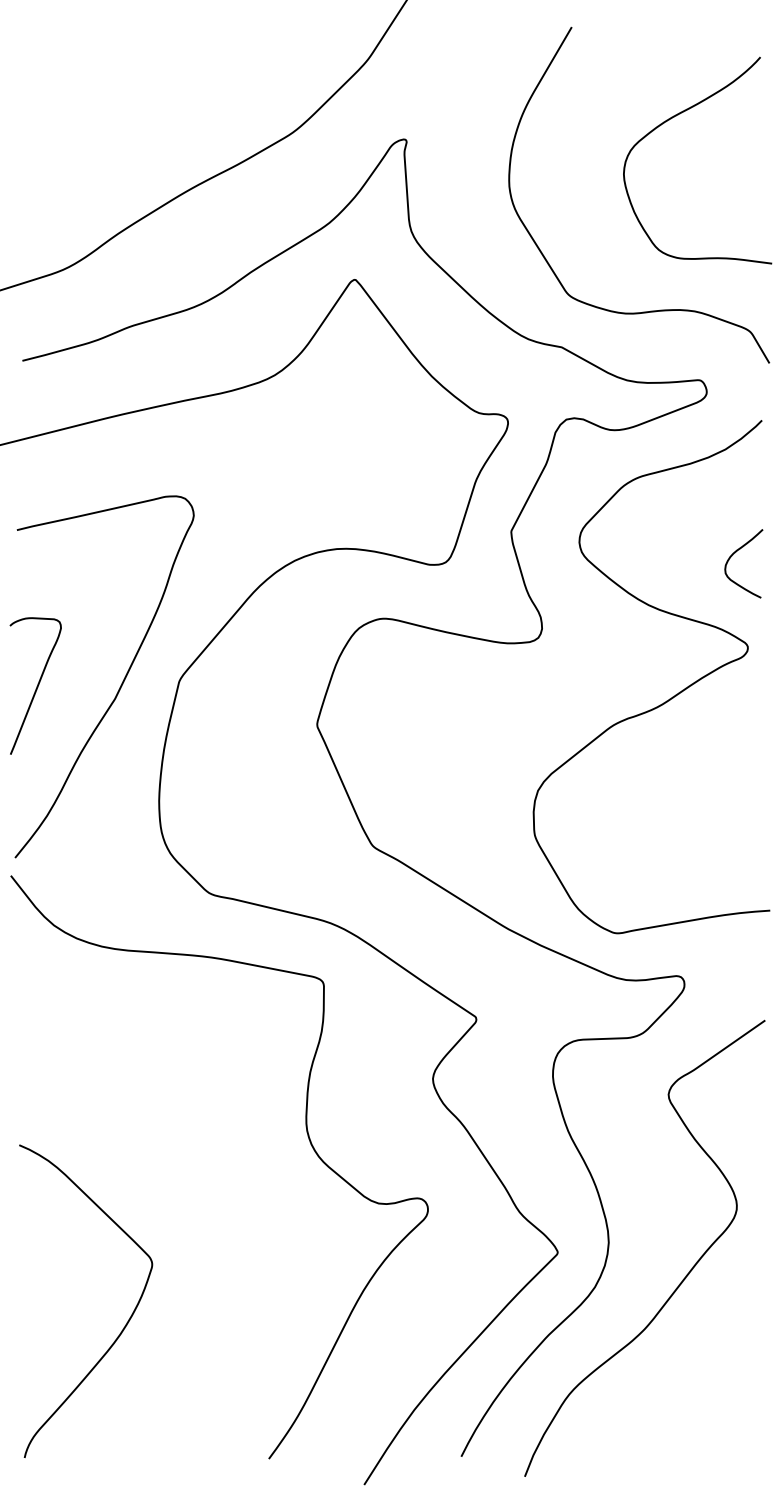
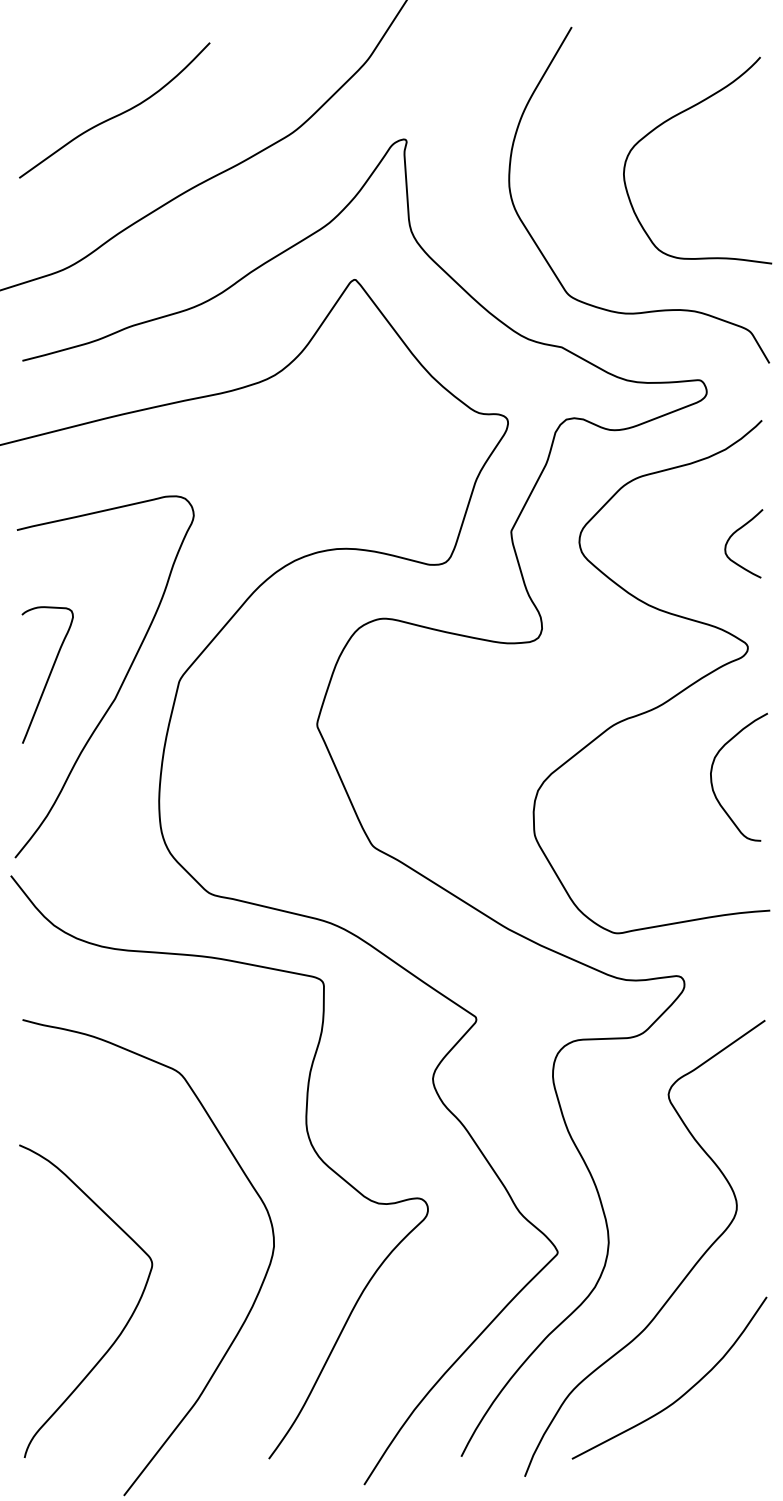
curve: none -> present (117, 114)
curve position: (735, 553) -> (735, 533) (735, 533)
curve position: (36, 686) -> (48, 675) (48, 675)
curve: none -> present (712, 778)
curve: none -> present (248, 1311)
curve: none -> present (683, 1393)
